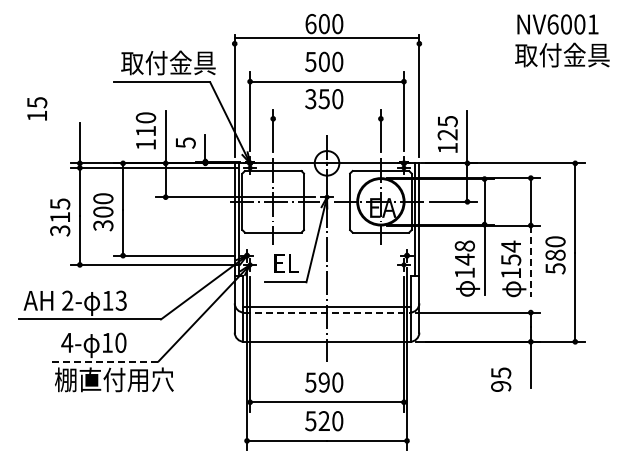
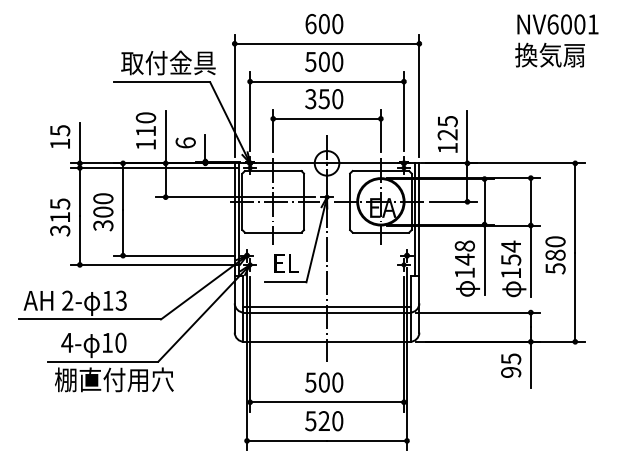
line position: (326, 37) -> (326, 43) (326, 43)
text: 取付金具 -> 換気扇 (562, 54)
text position: (37, 108) -> (60, 136) (60, 136)
line: none -> present (326, 118)
text: 5 -> 6 (185, 142)
line: dashed -> solid (530, 261)
line: dashed -> solid (327, 312)
line: dashed -> solid (102, 361)
text position: (501, 379) -> (511, 365) (511, 365)
text: 590 -> 500 (323, 382)
